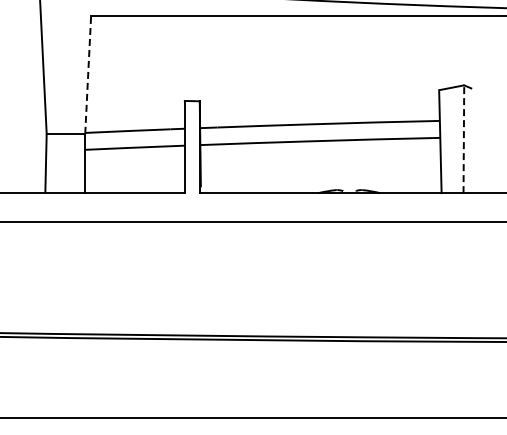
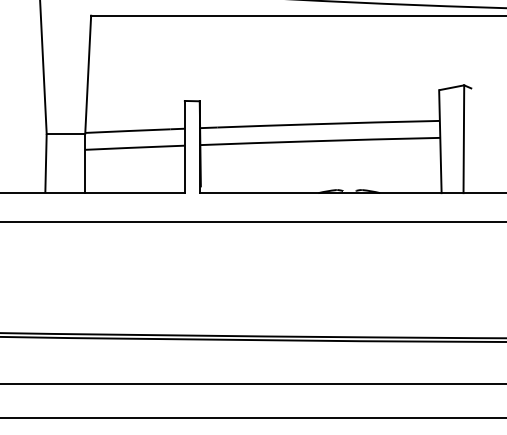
line: dashed -> solid (88, 74)
line: dashed -> solid (463, 139)
line: none -> present (252, 384)
